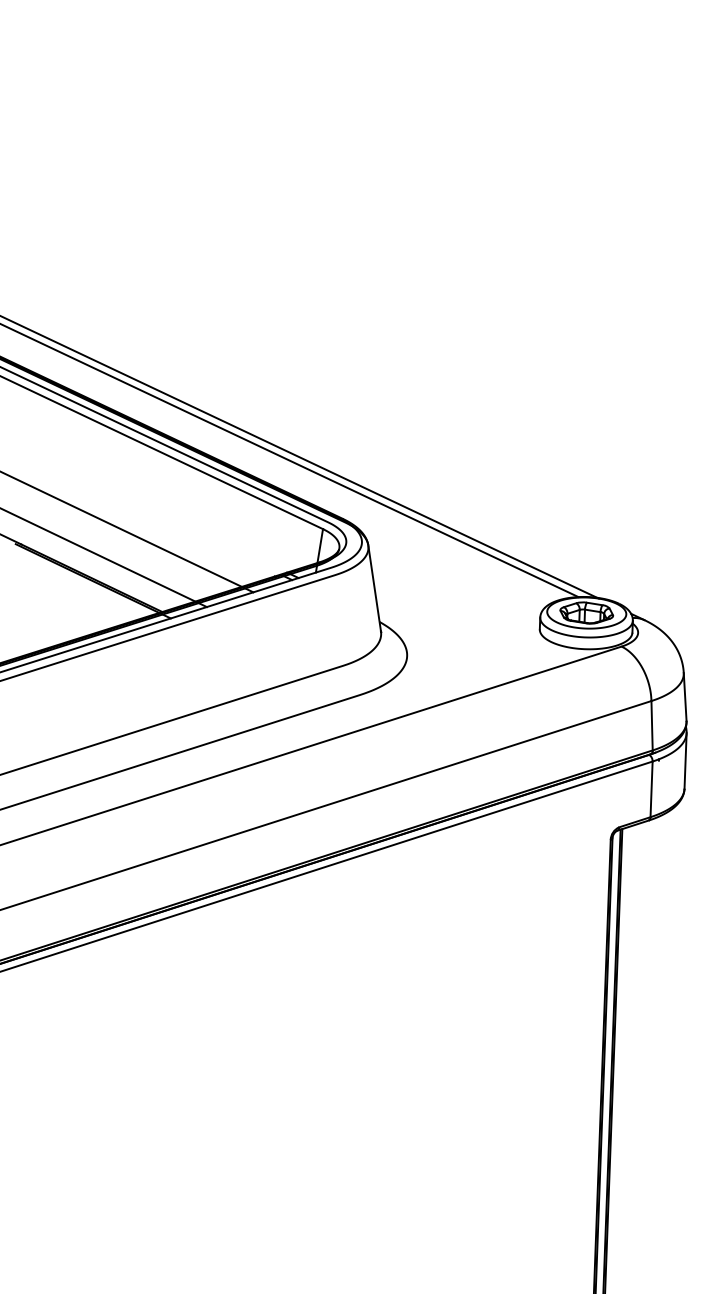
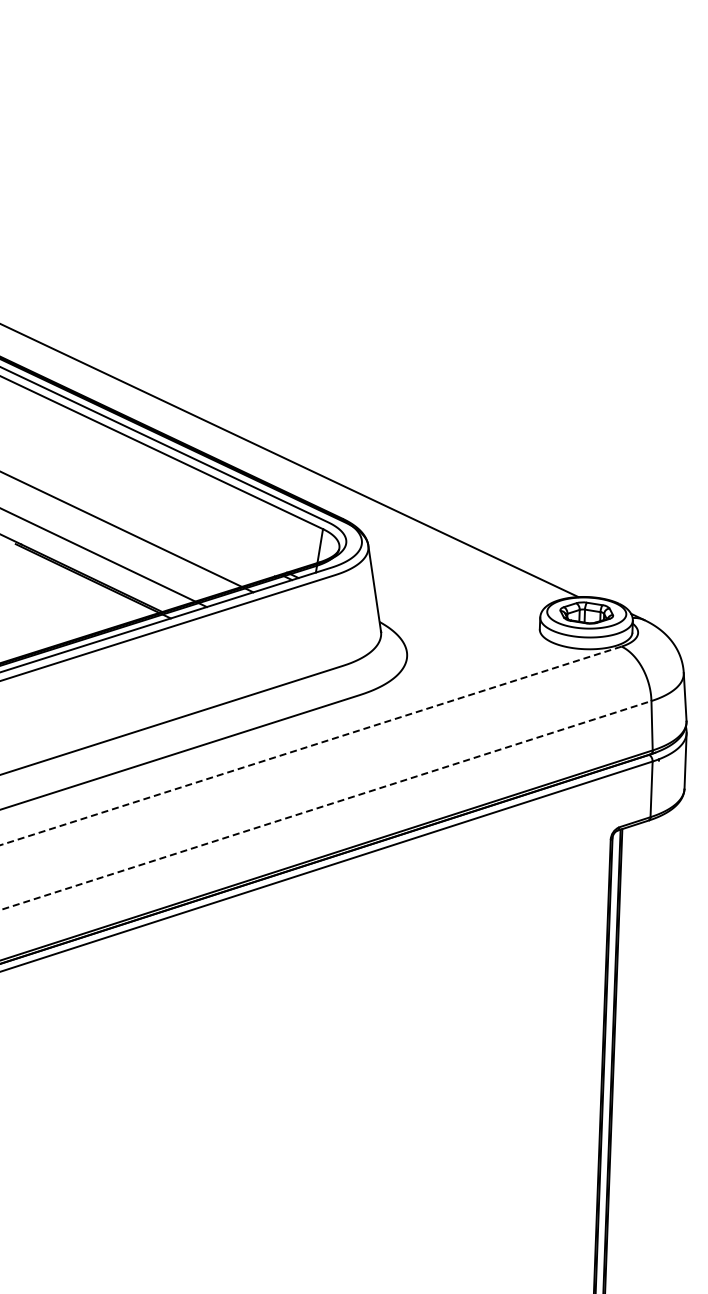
line: present -> none (300, 457)
line: solid -> dashed (311, 745)
line: solid -> dashed (325, 805)
